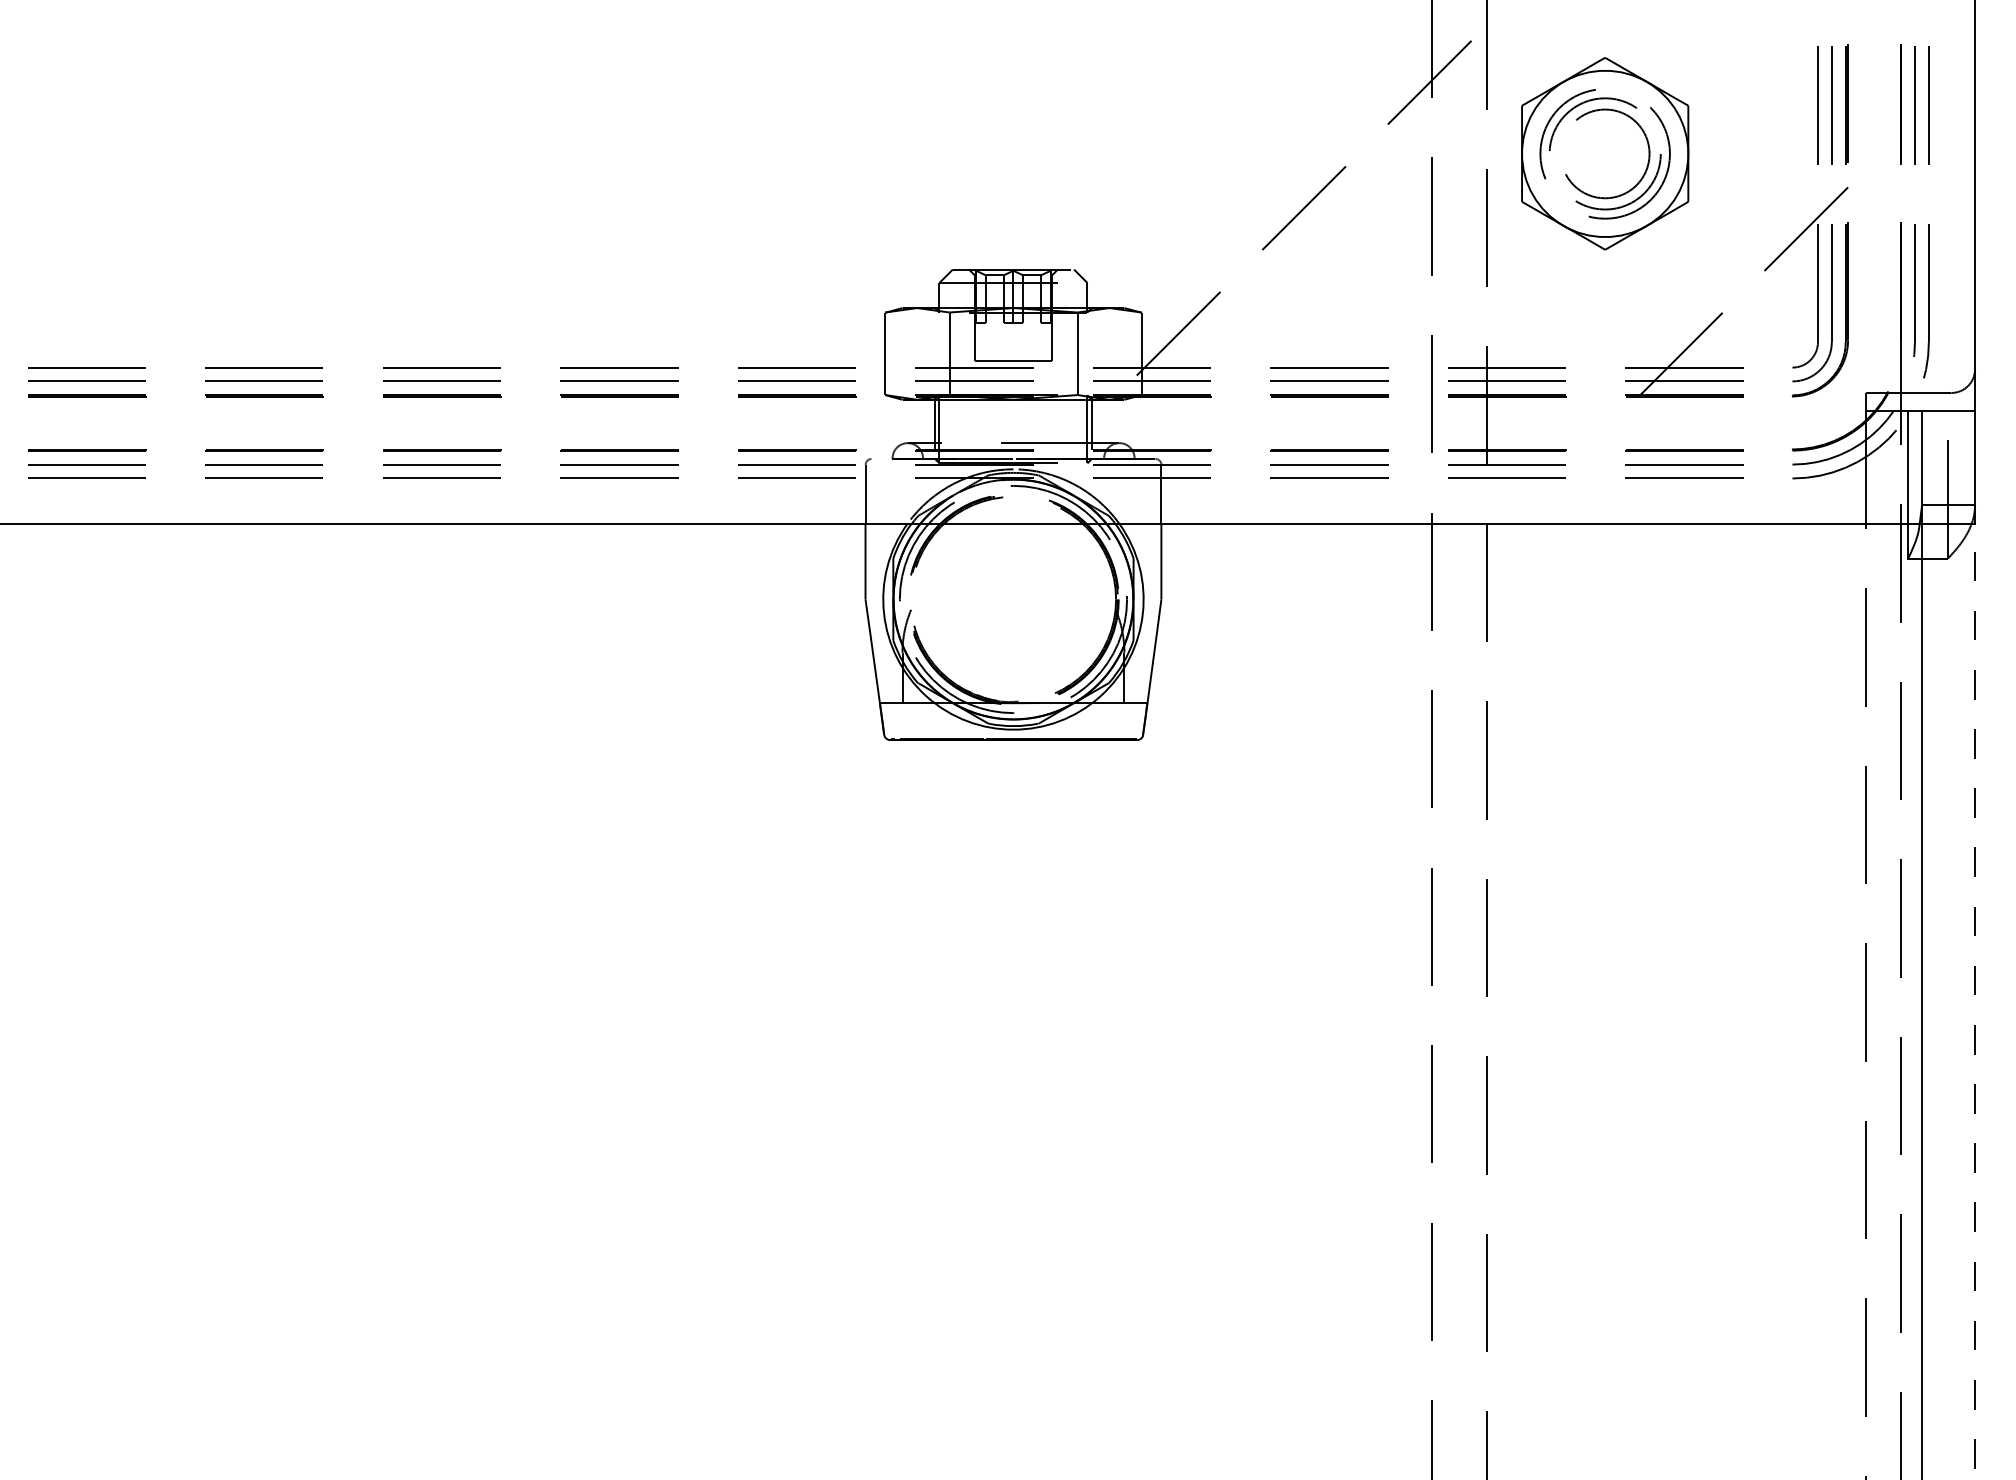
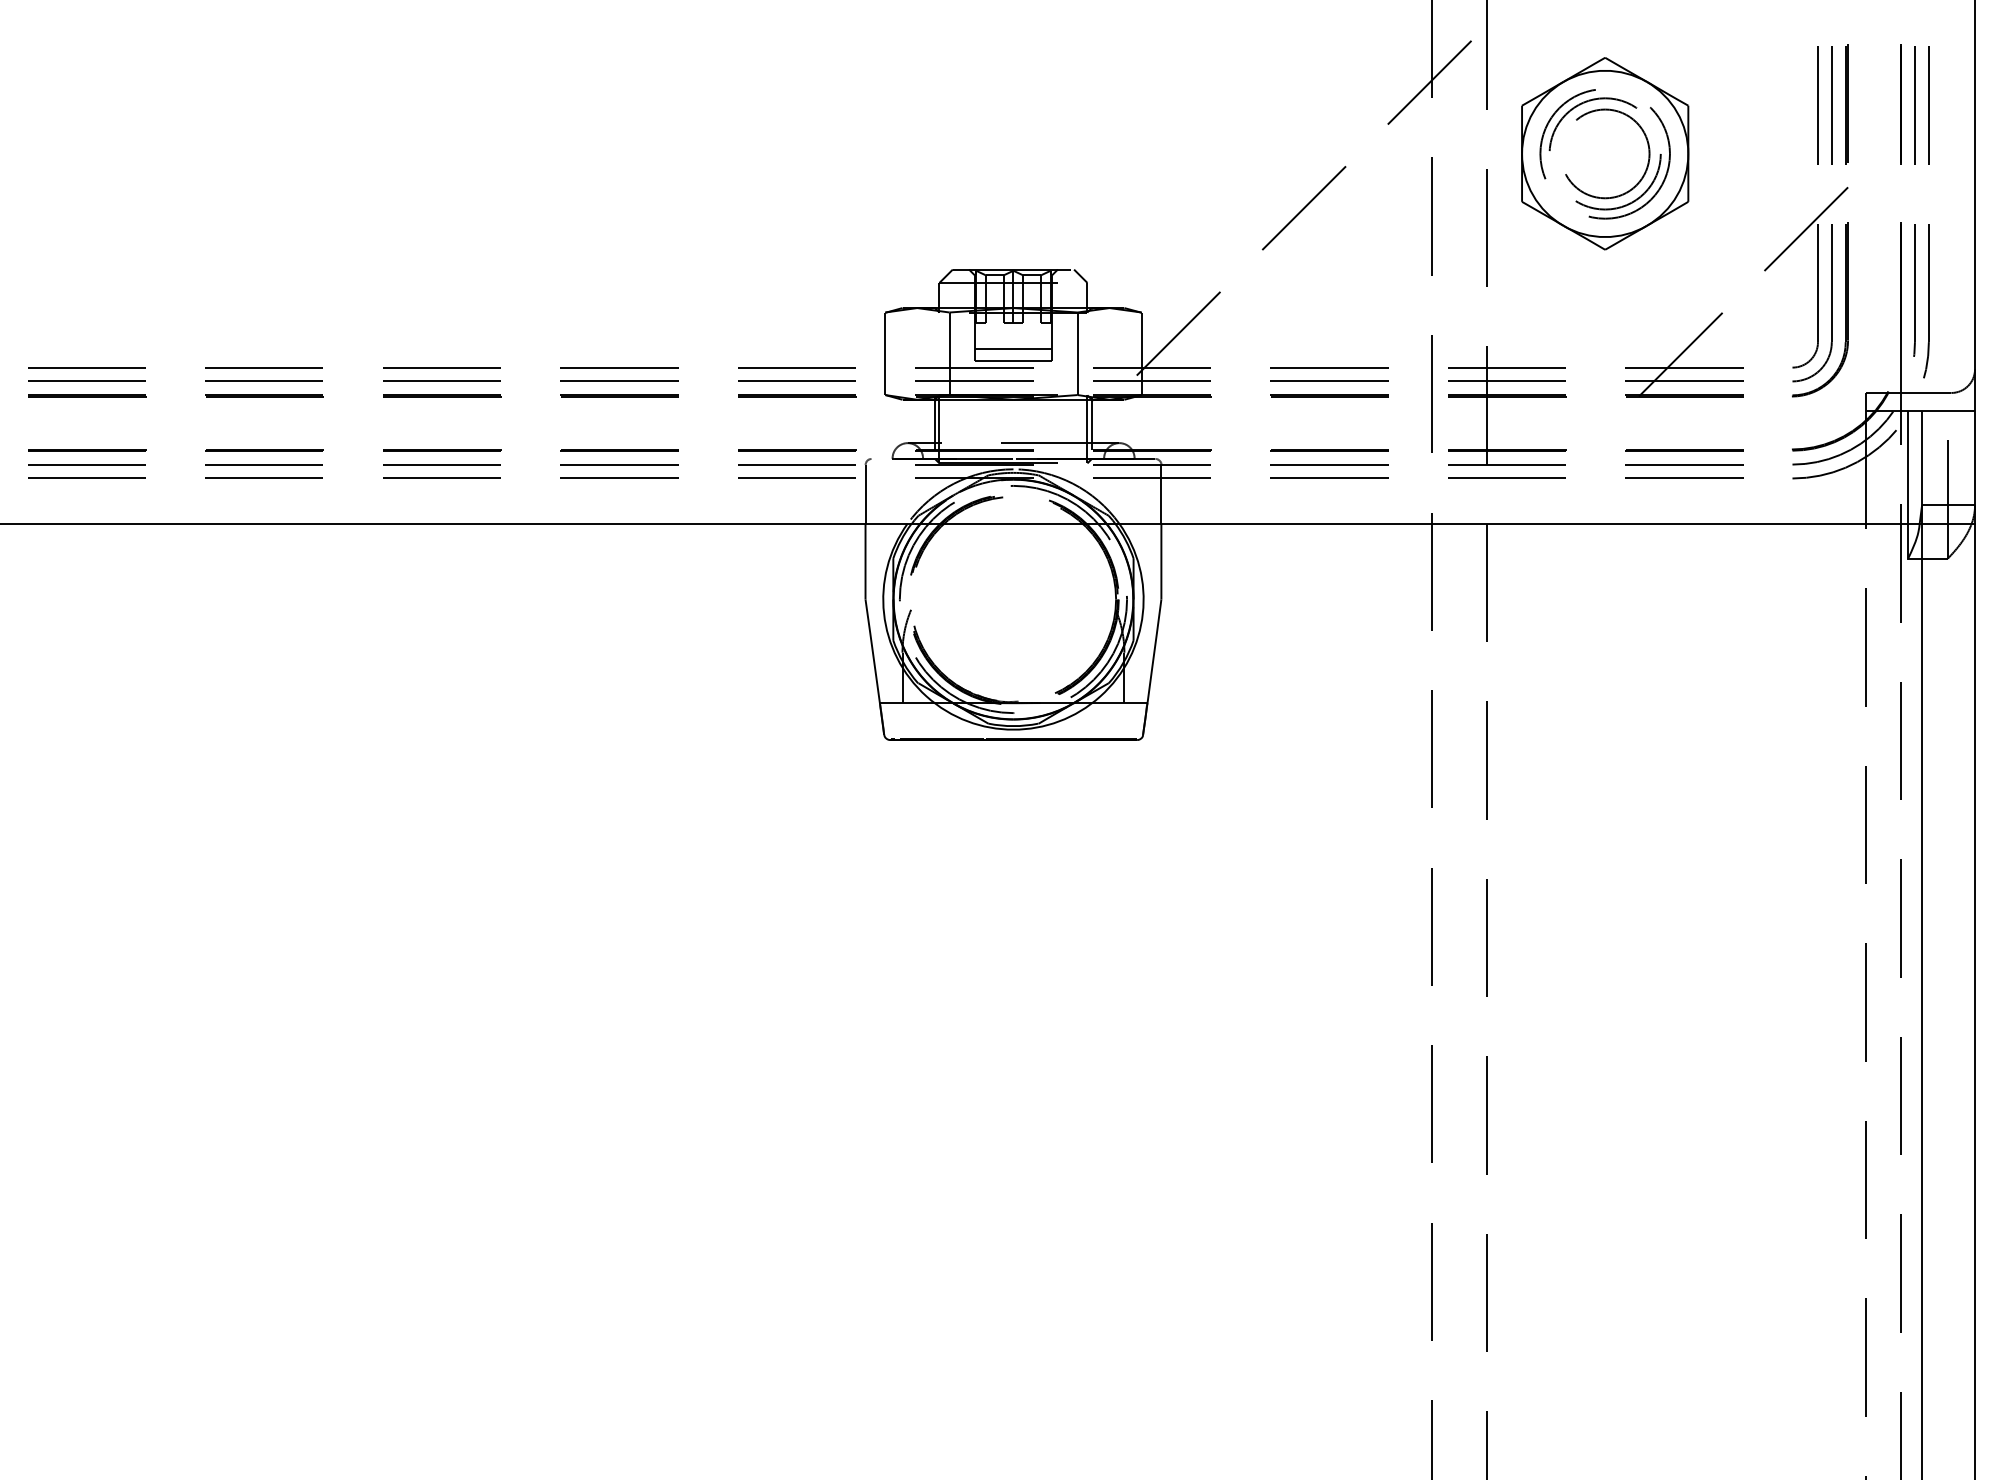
line: none -> present (1013, 349)
line: dashed -> solid (1975, 1001)
